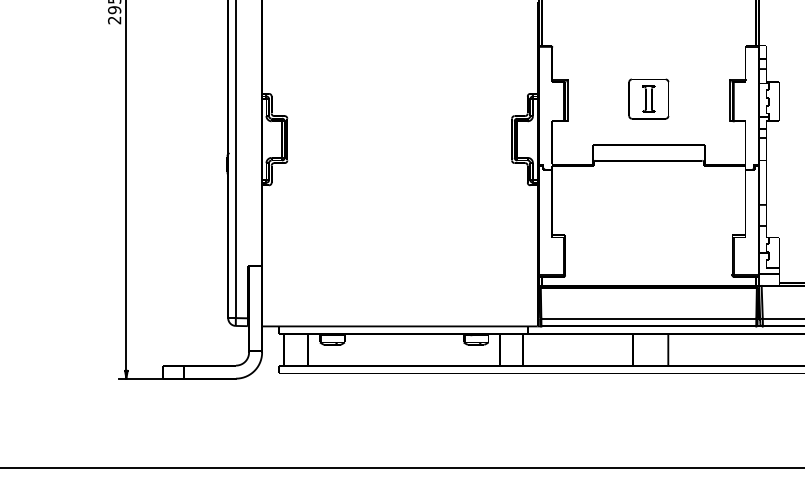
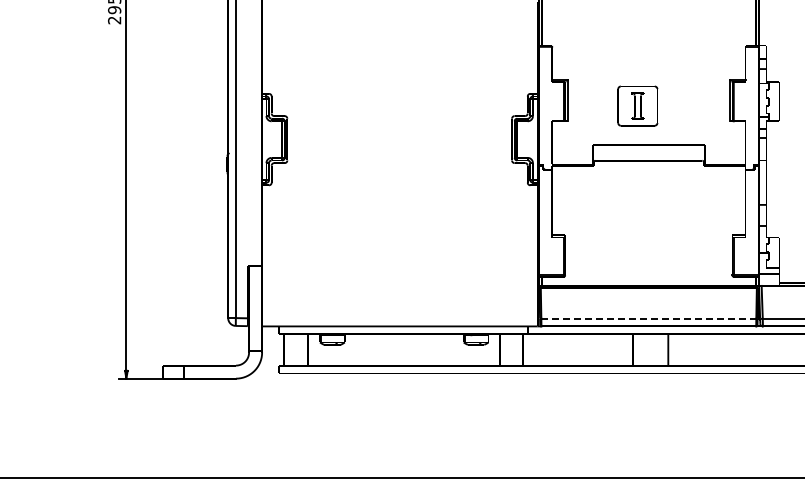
part position: (648, 98) -> (637, 105) (637, 105)
line: solid -> dashed (649, 318)
line position: (401, 467) -> (401, 477) (401, 477)
